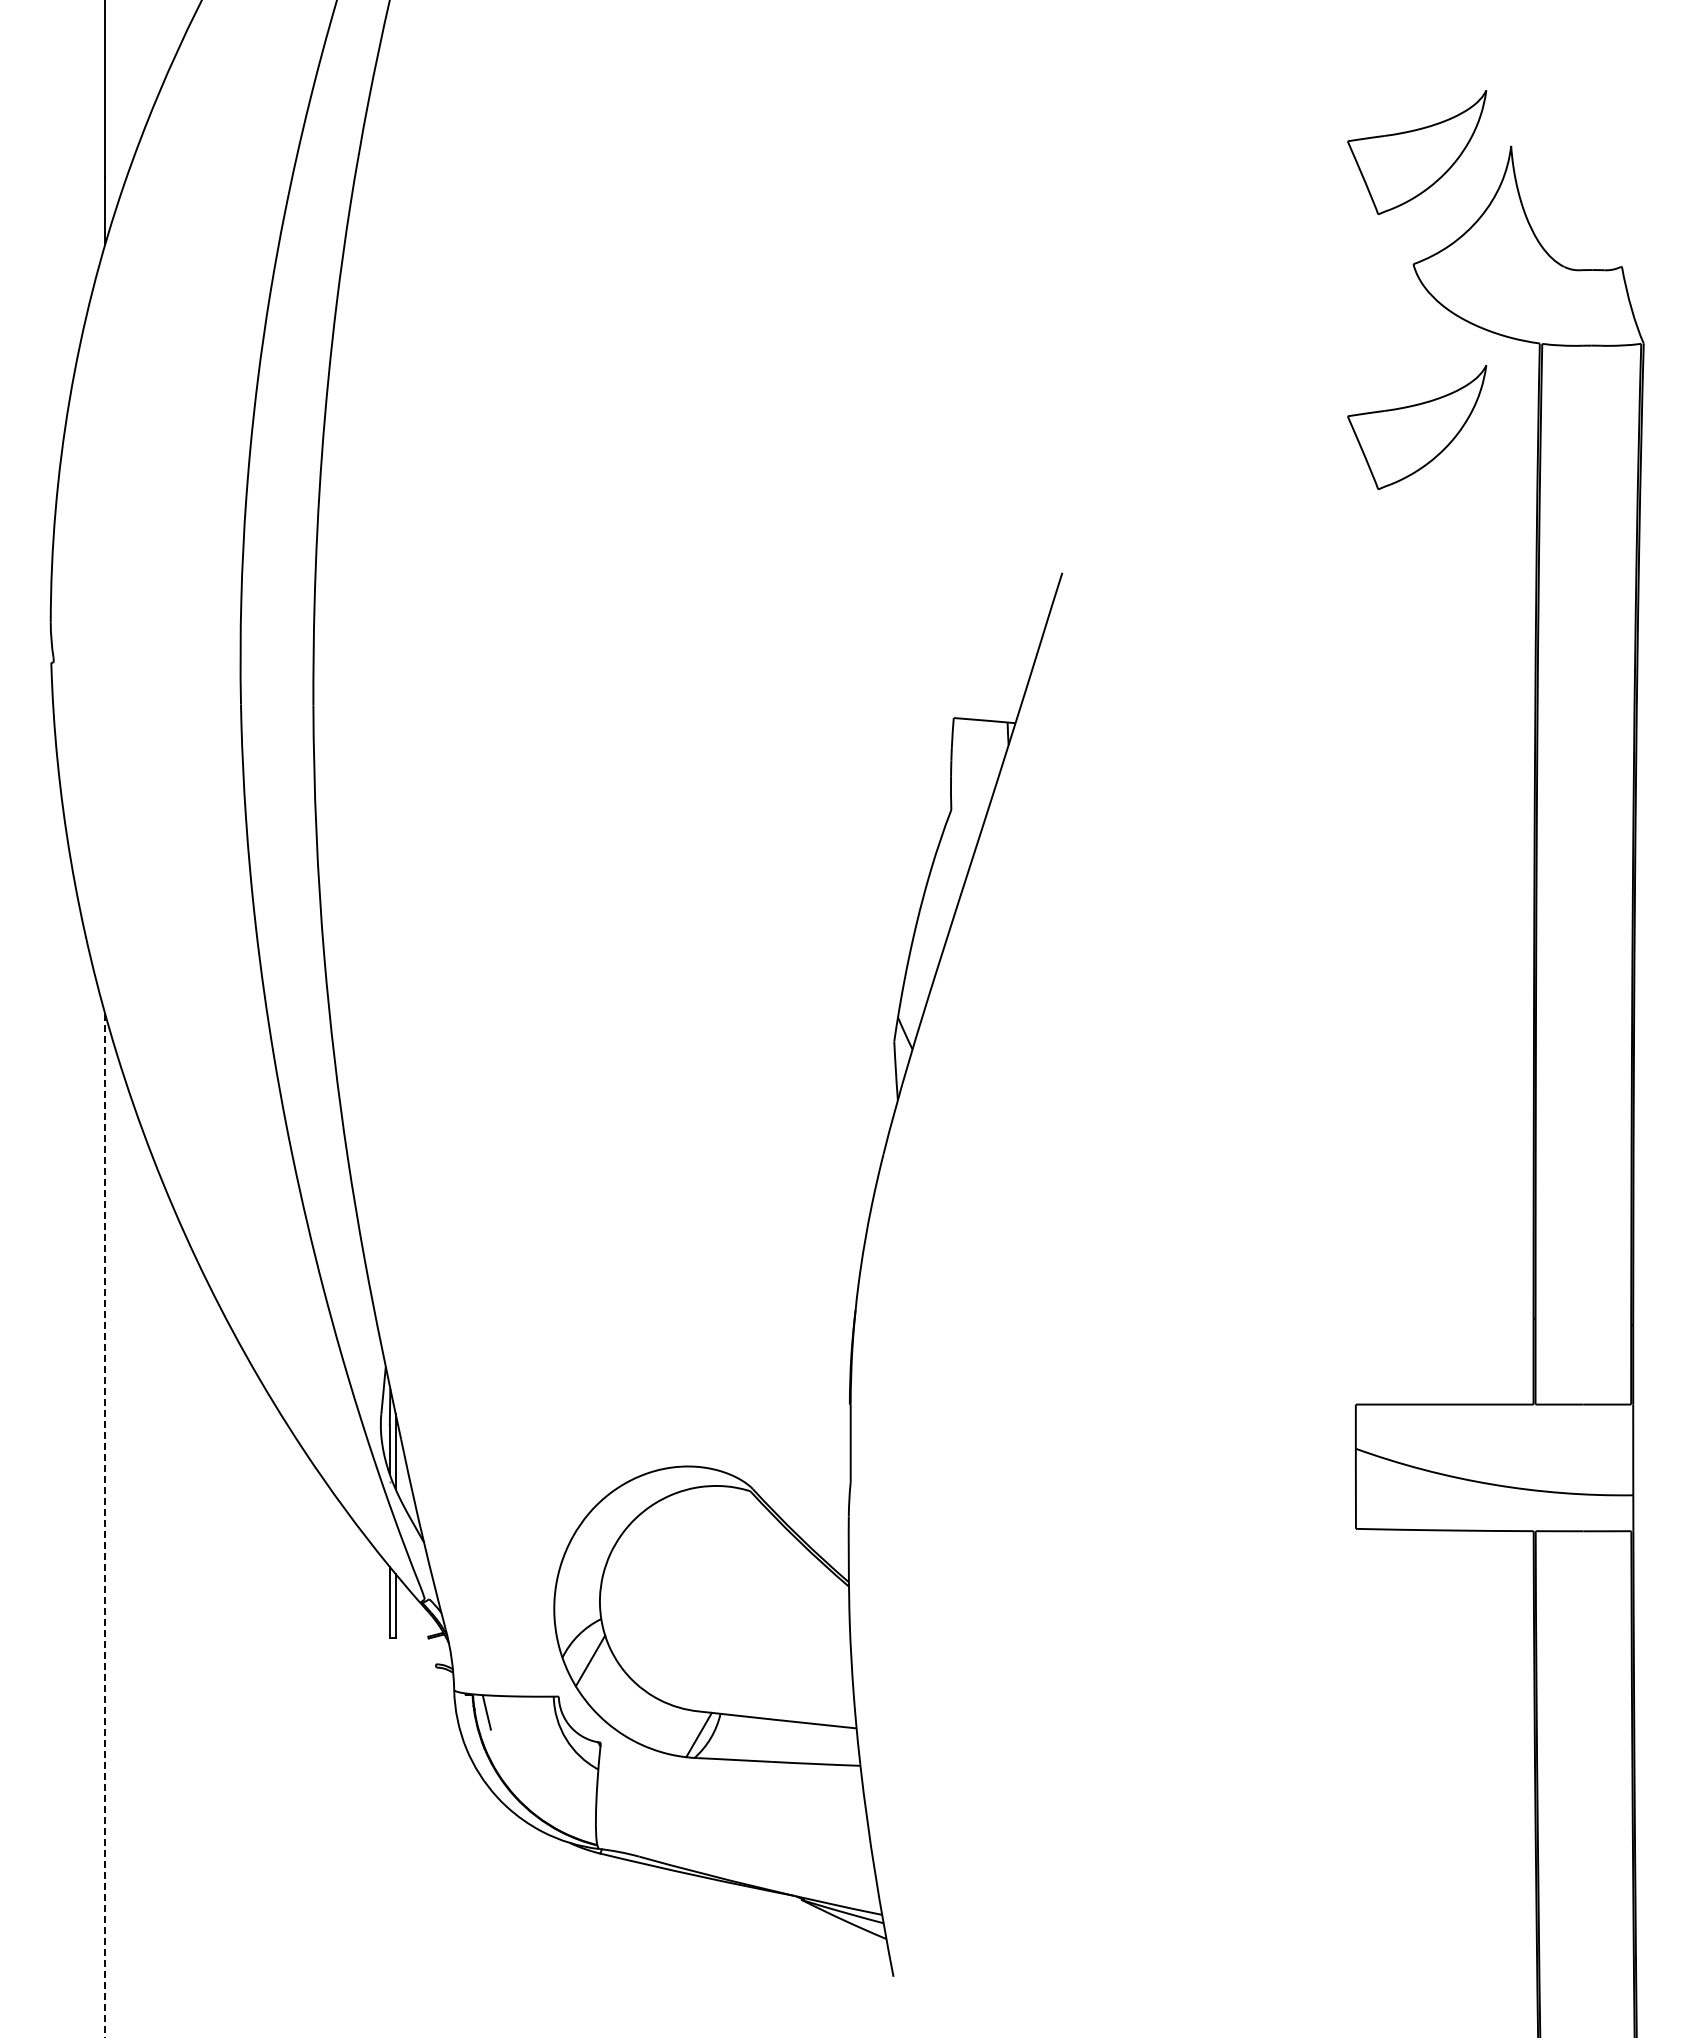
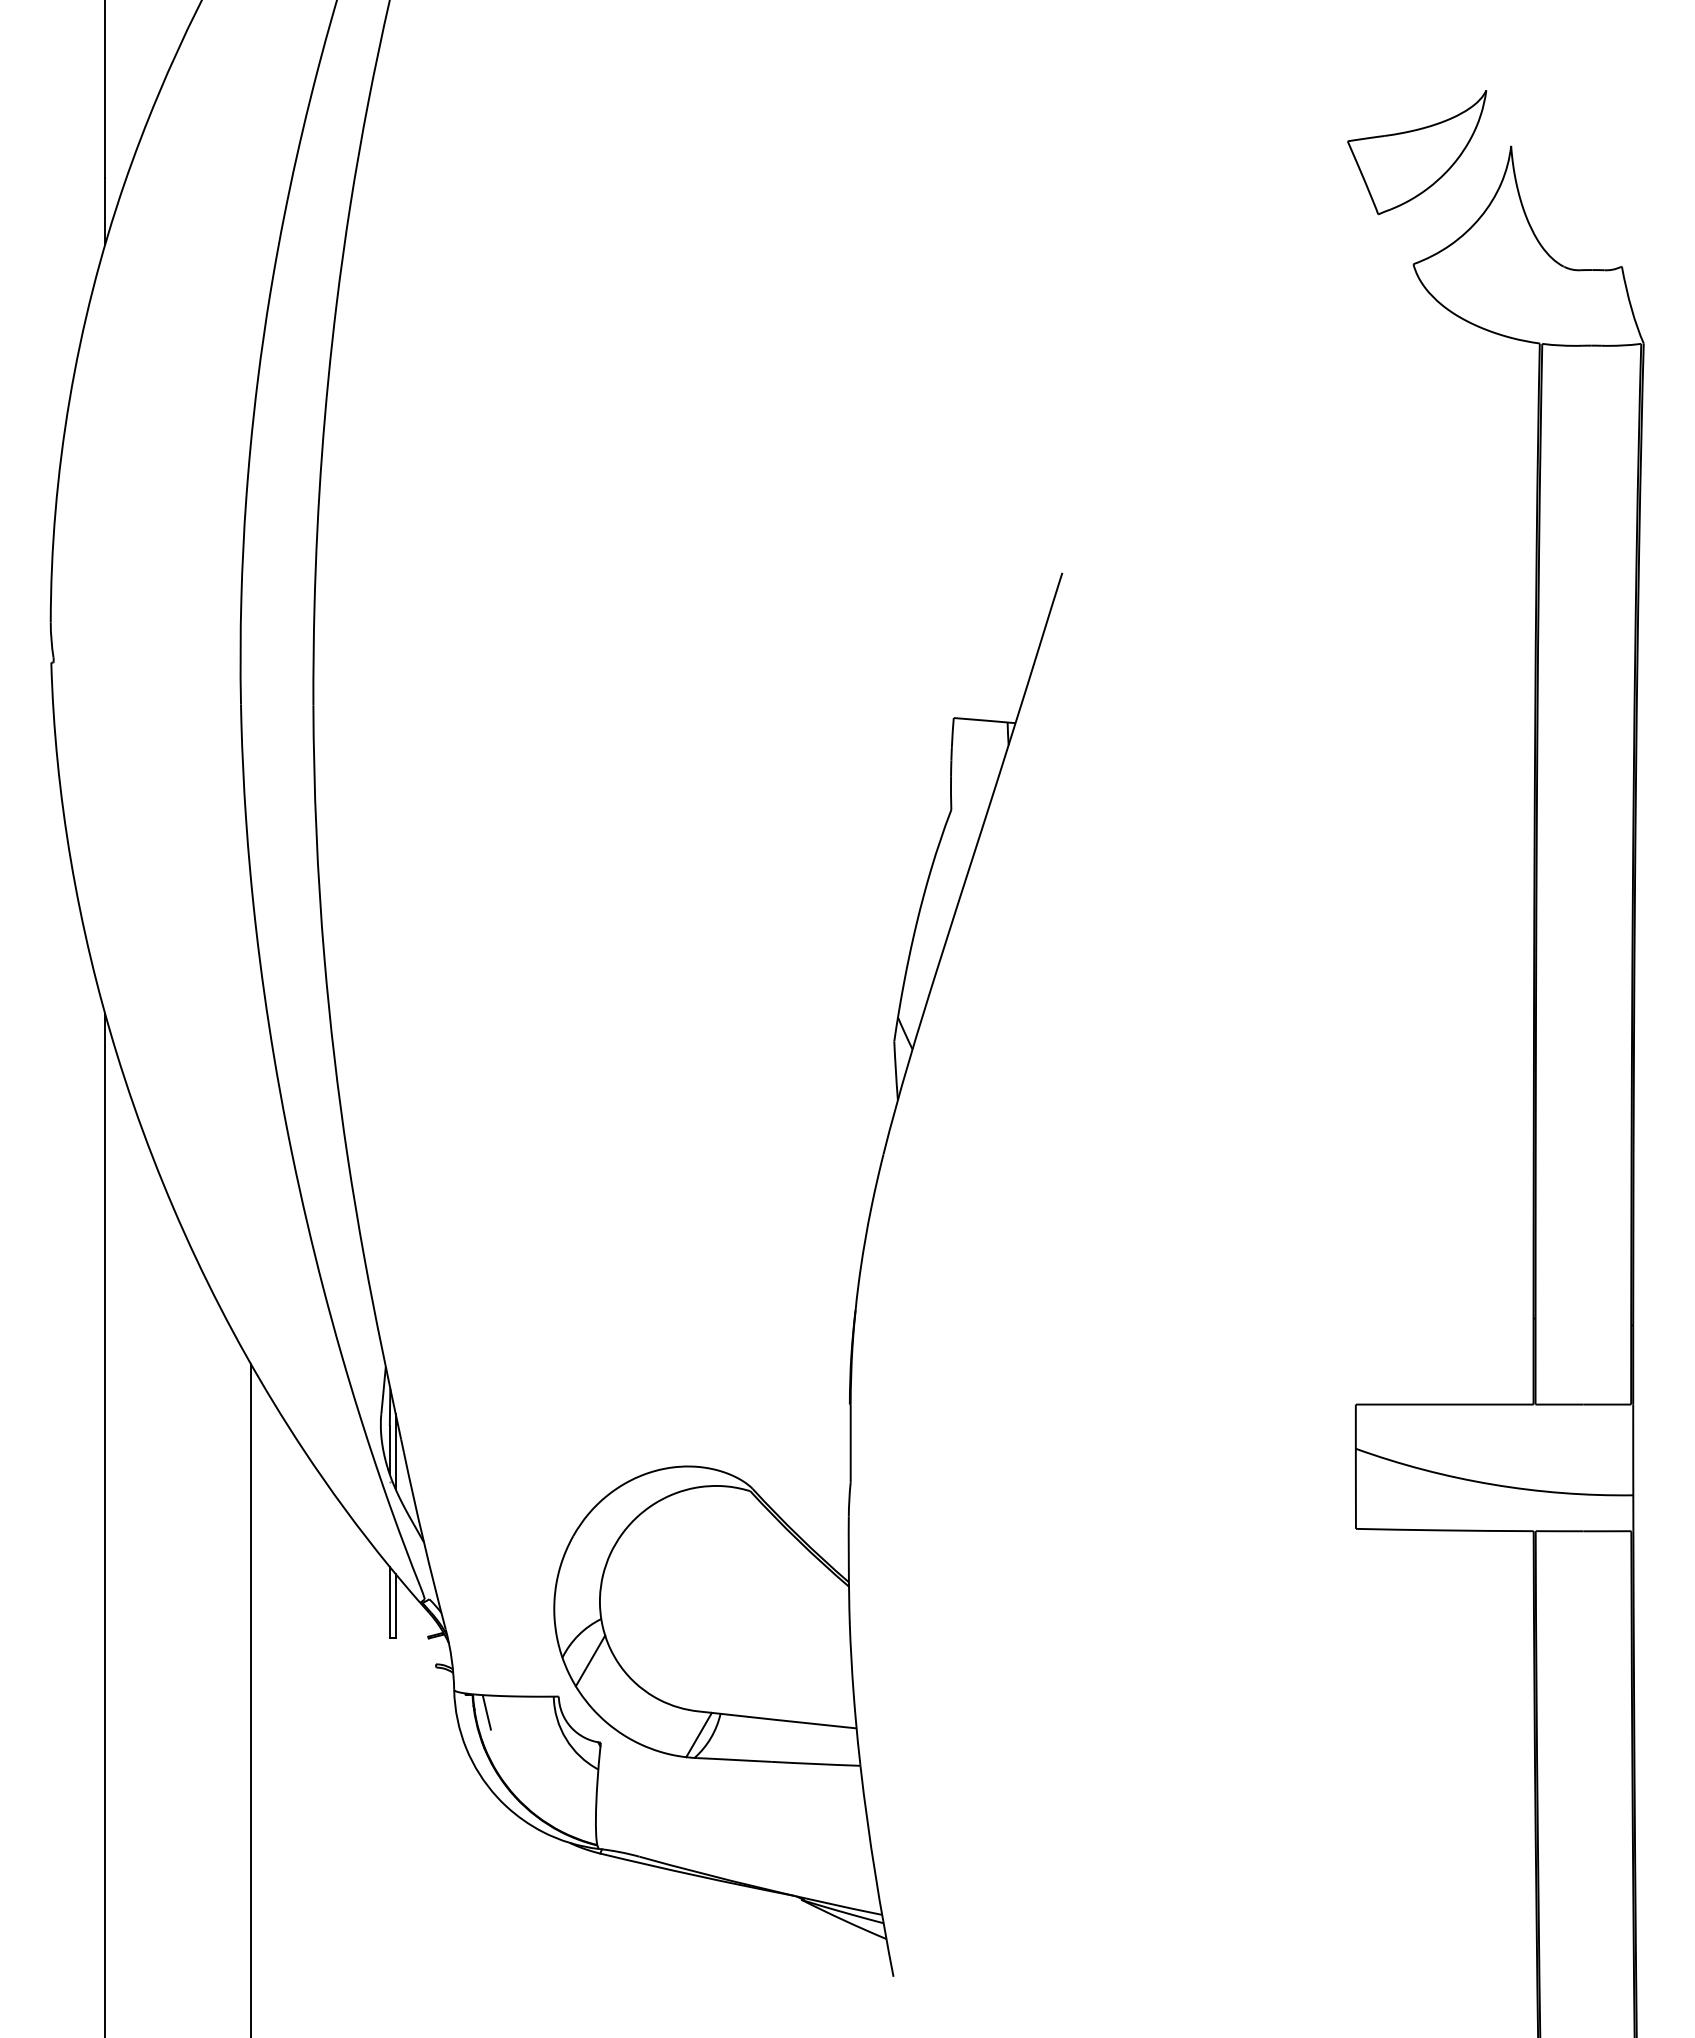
part: present -> none (1417, 427)
line: dashed -> solid (105, 1526)
line: none -> present (250, 1699)
